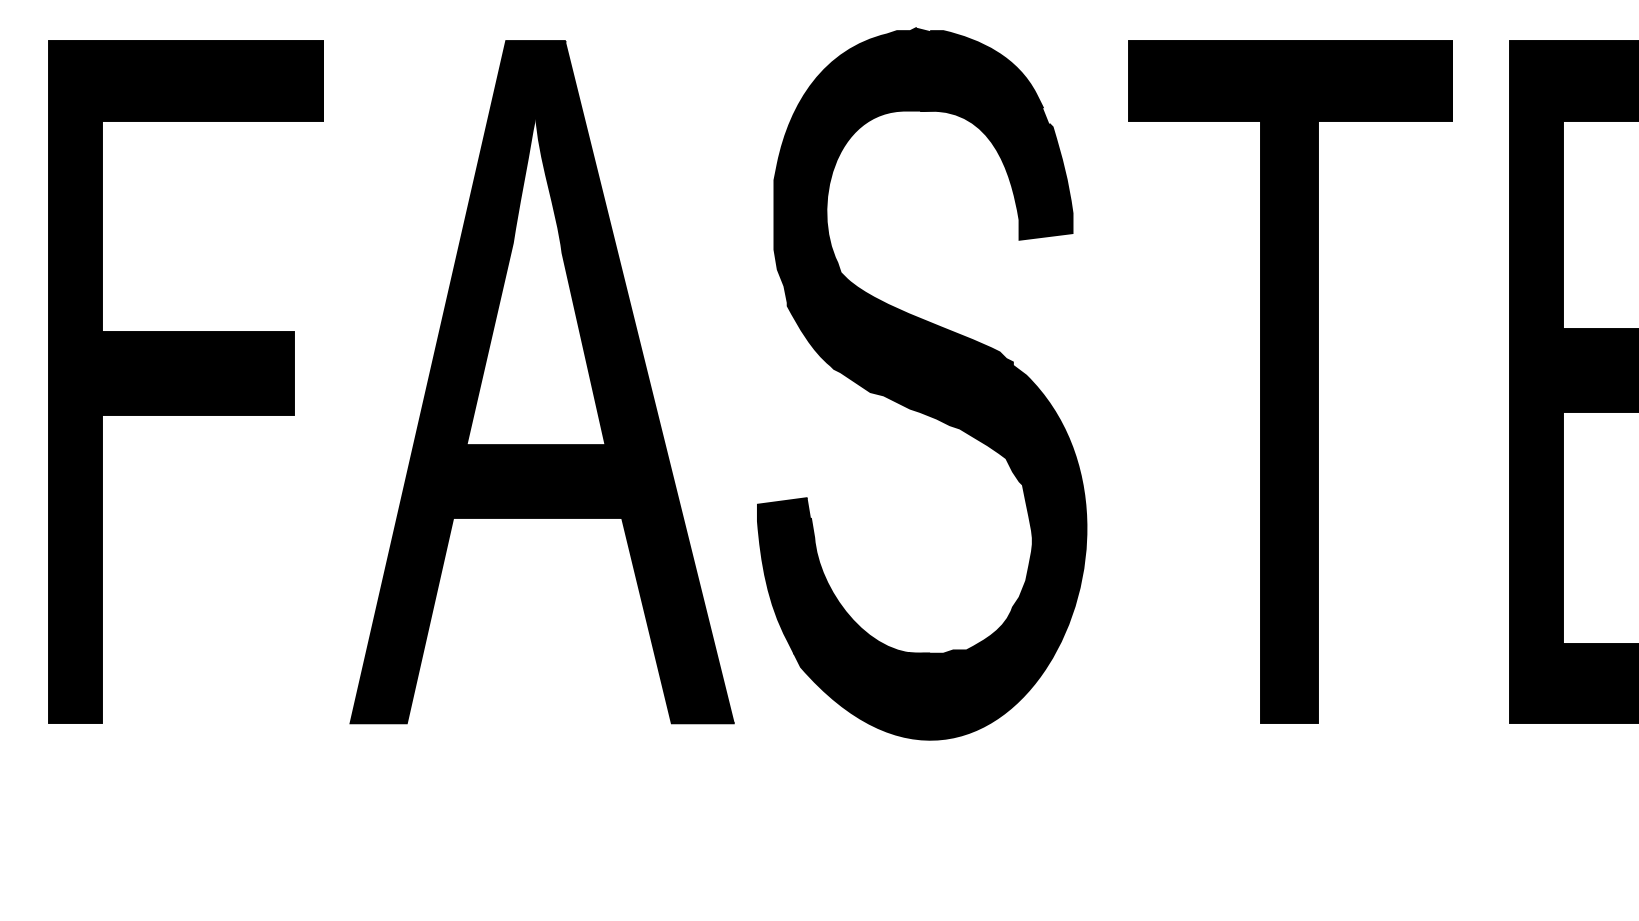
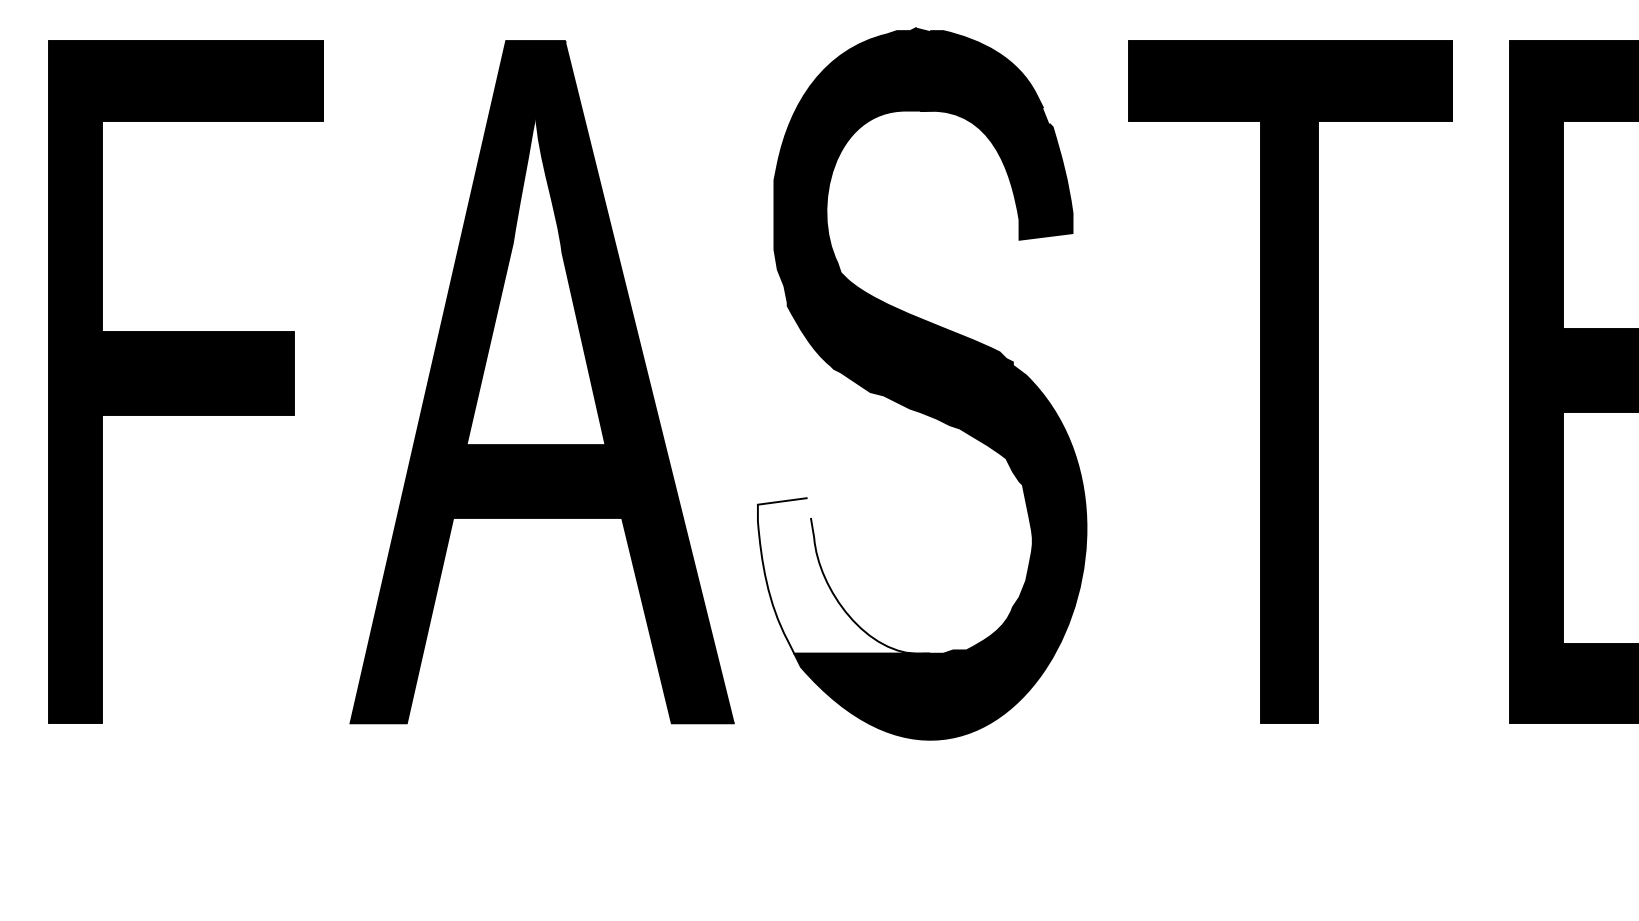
fill: present -> none (843, 575)
